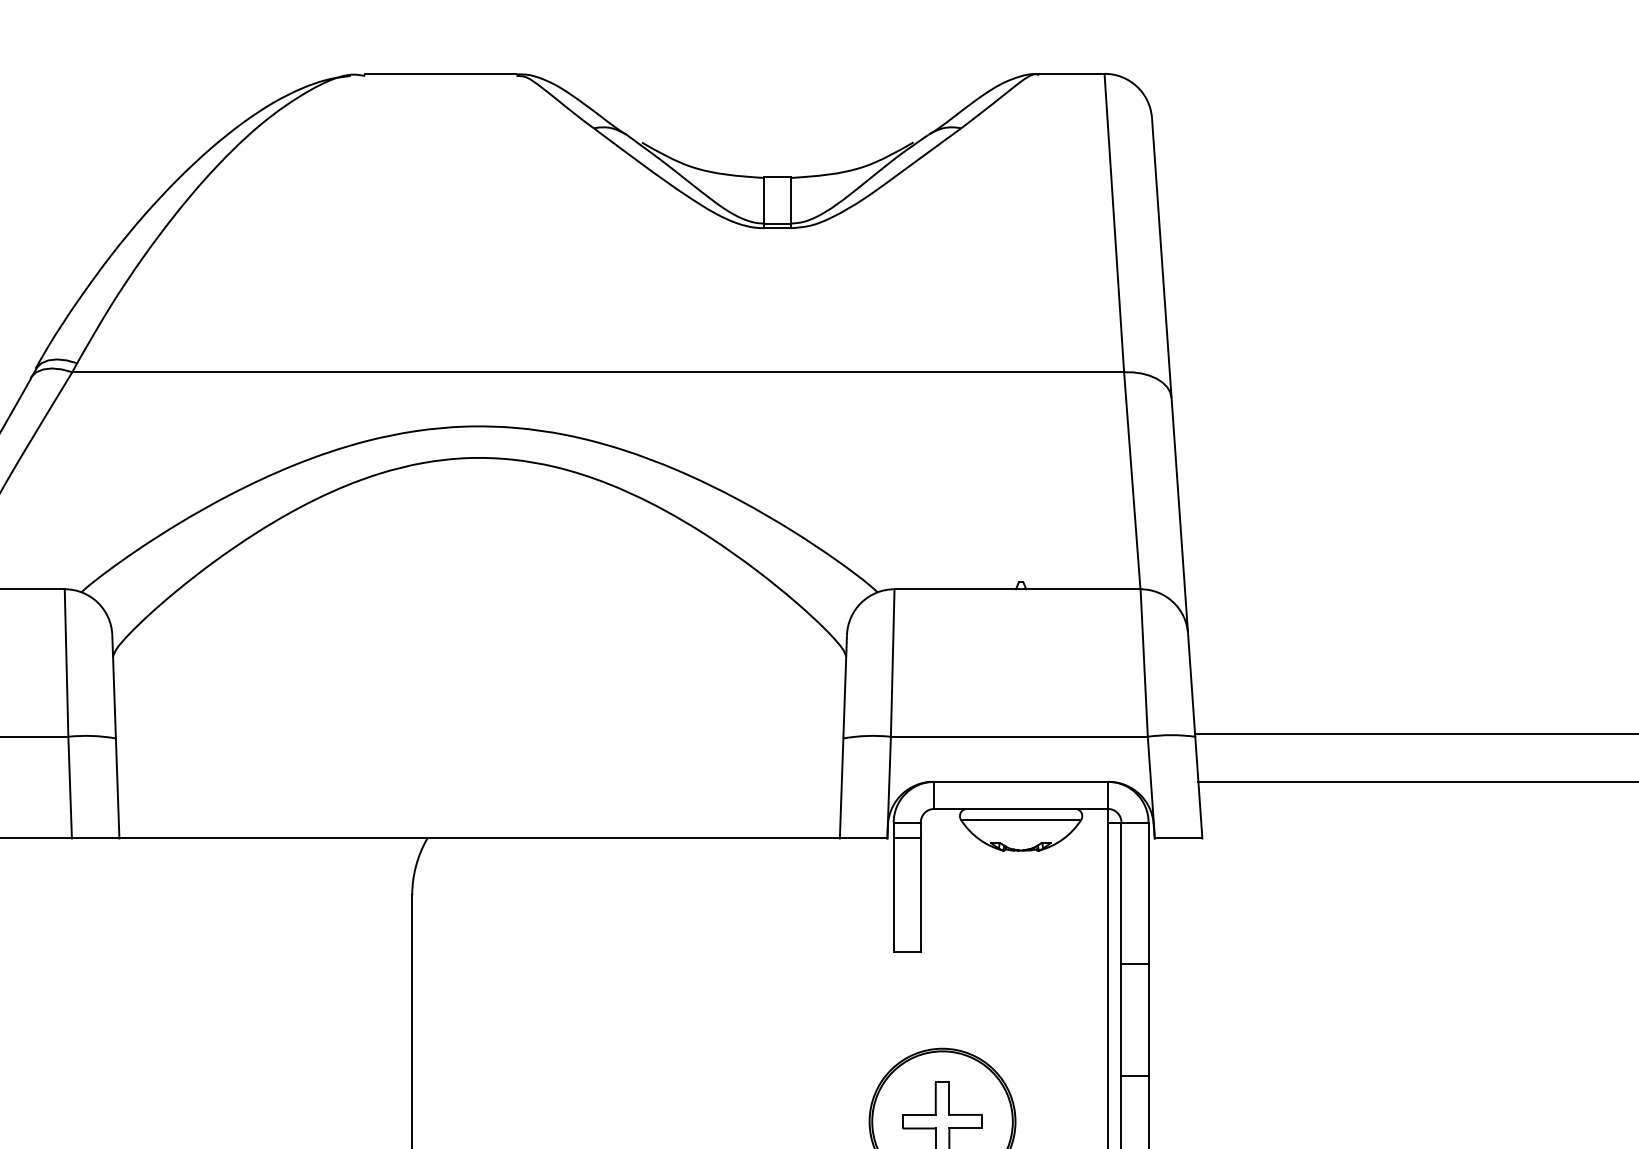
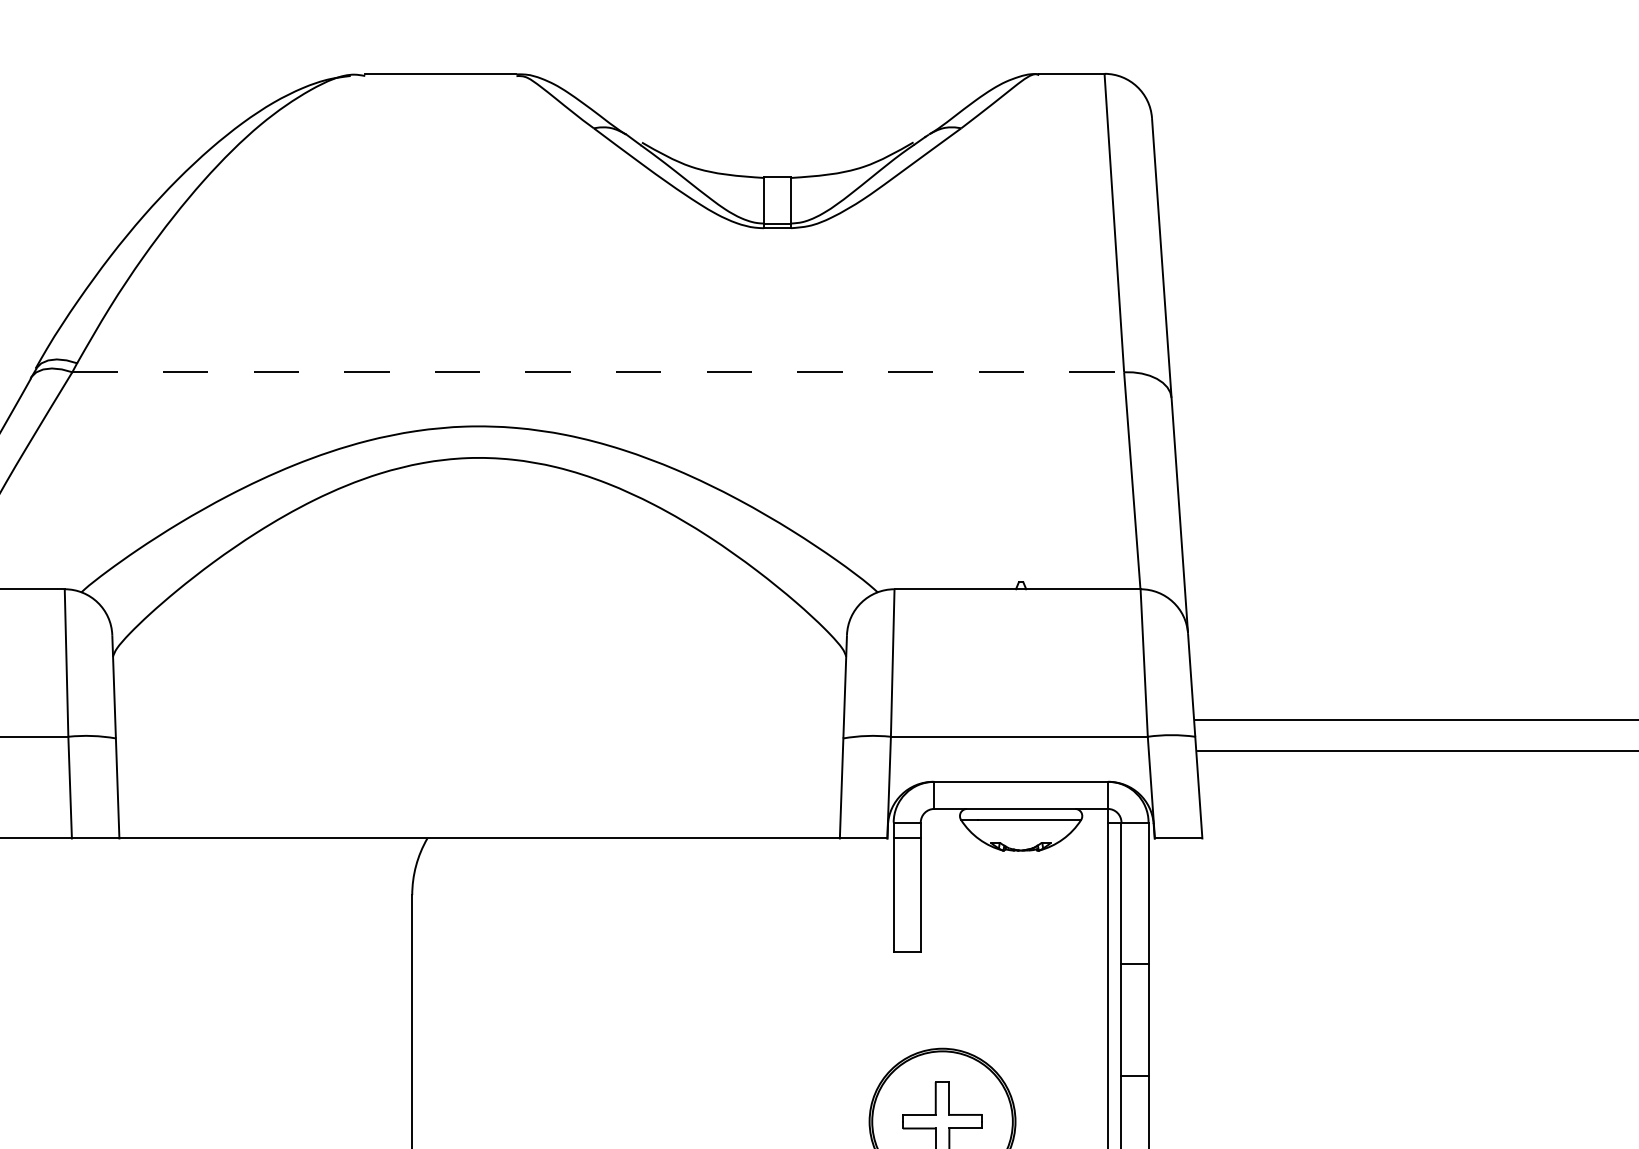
line: solid -> dashed (598, 372)
line position: (1415, 733) -> (1415, 719) (1415, 719)
line position: (1416, 781) -> (1416, 750) (1416, 750)
